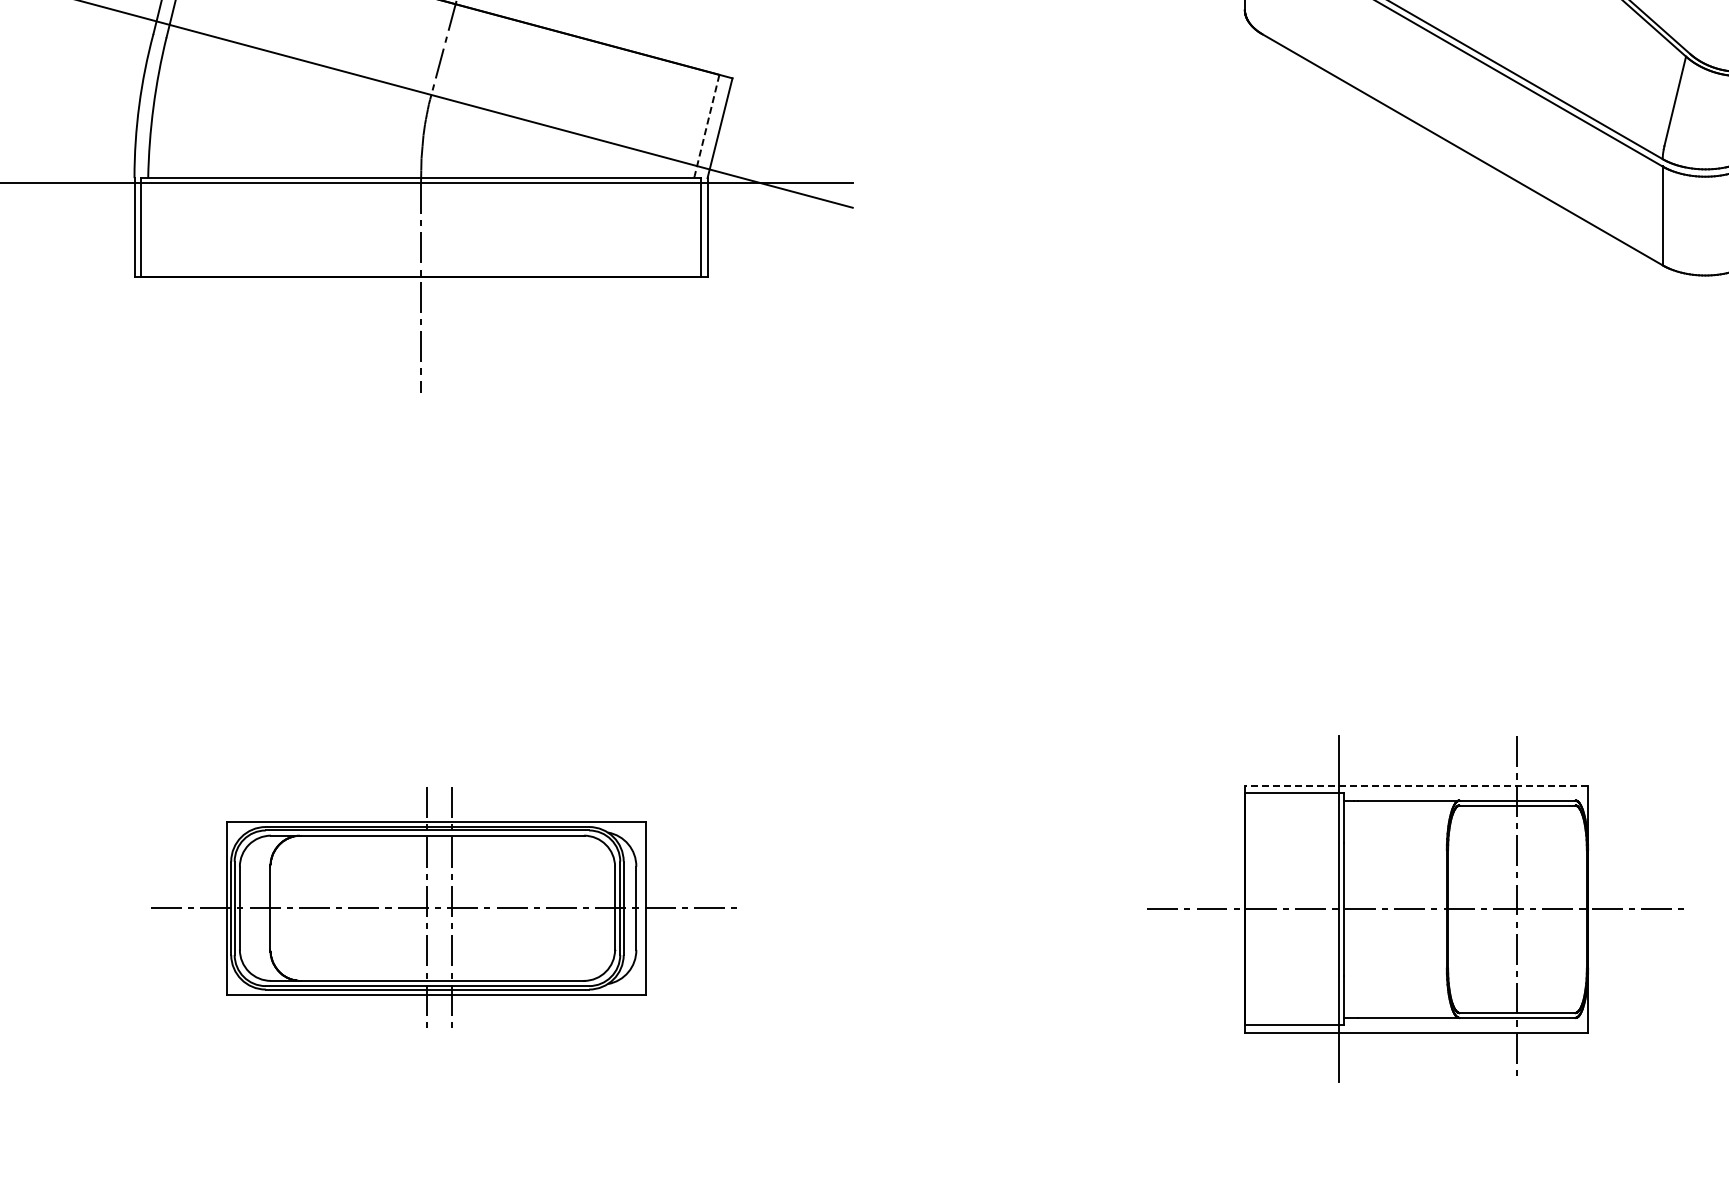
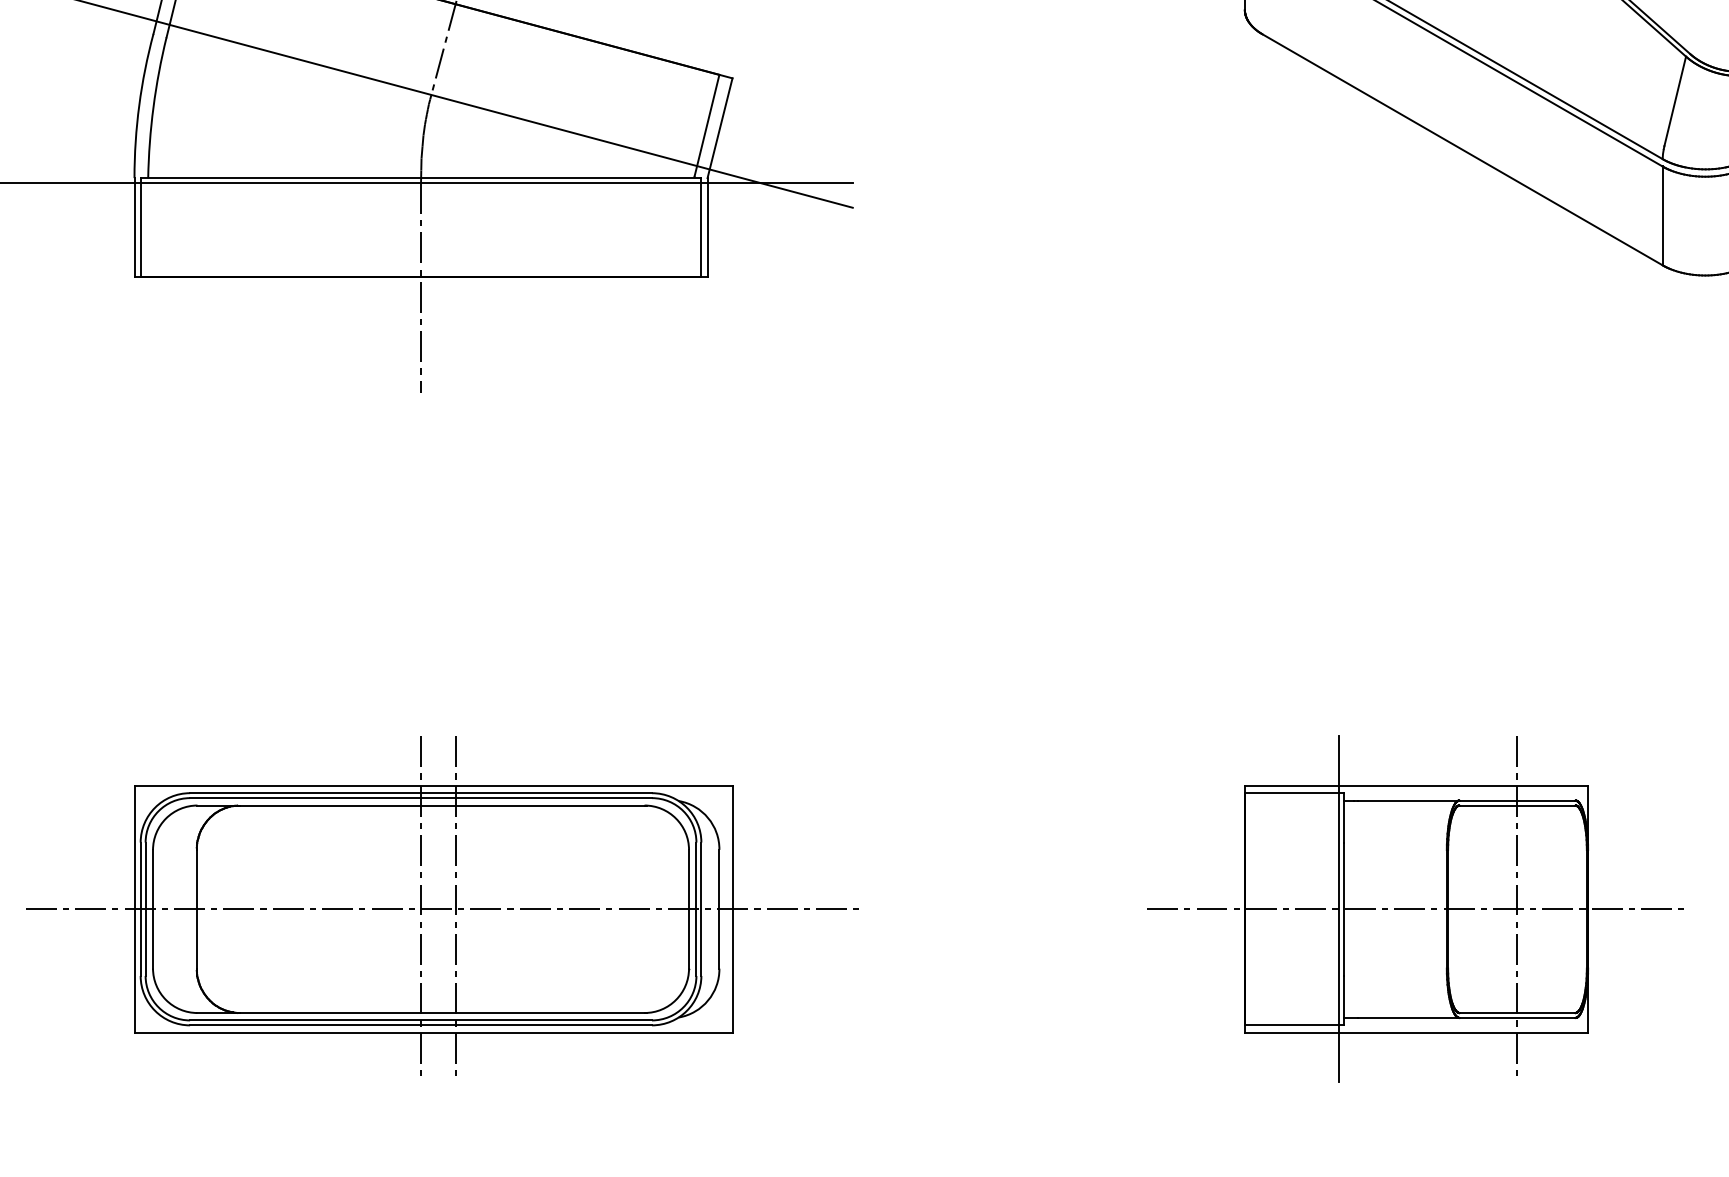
line: dashed -> solid (706, 125)
line: dashed -> solid (1416, 785)
part size: 586x241 px -> 833x340 px (442, 905)
